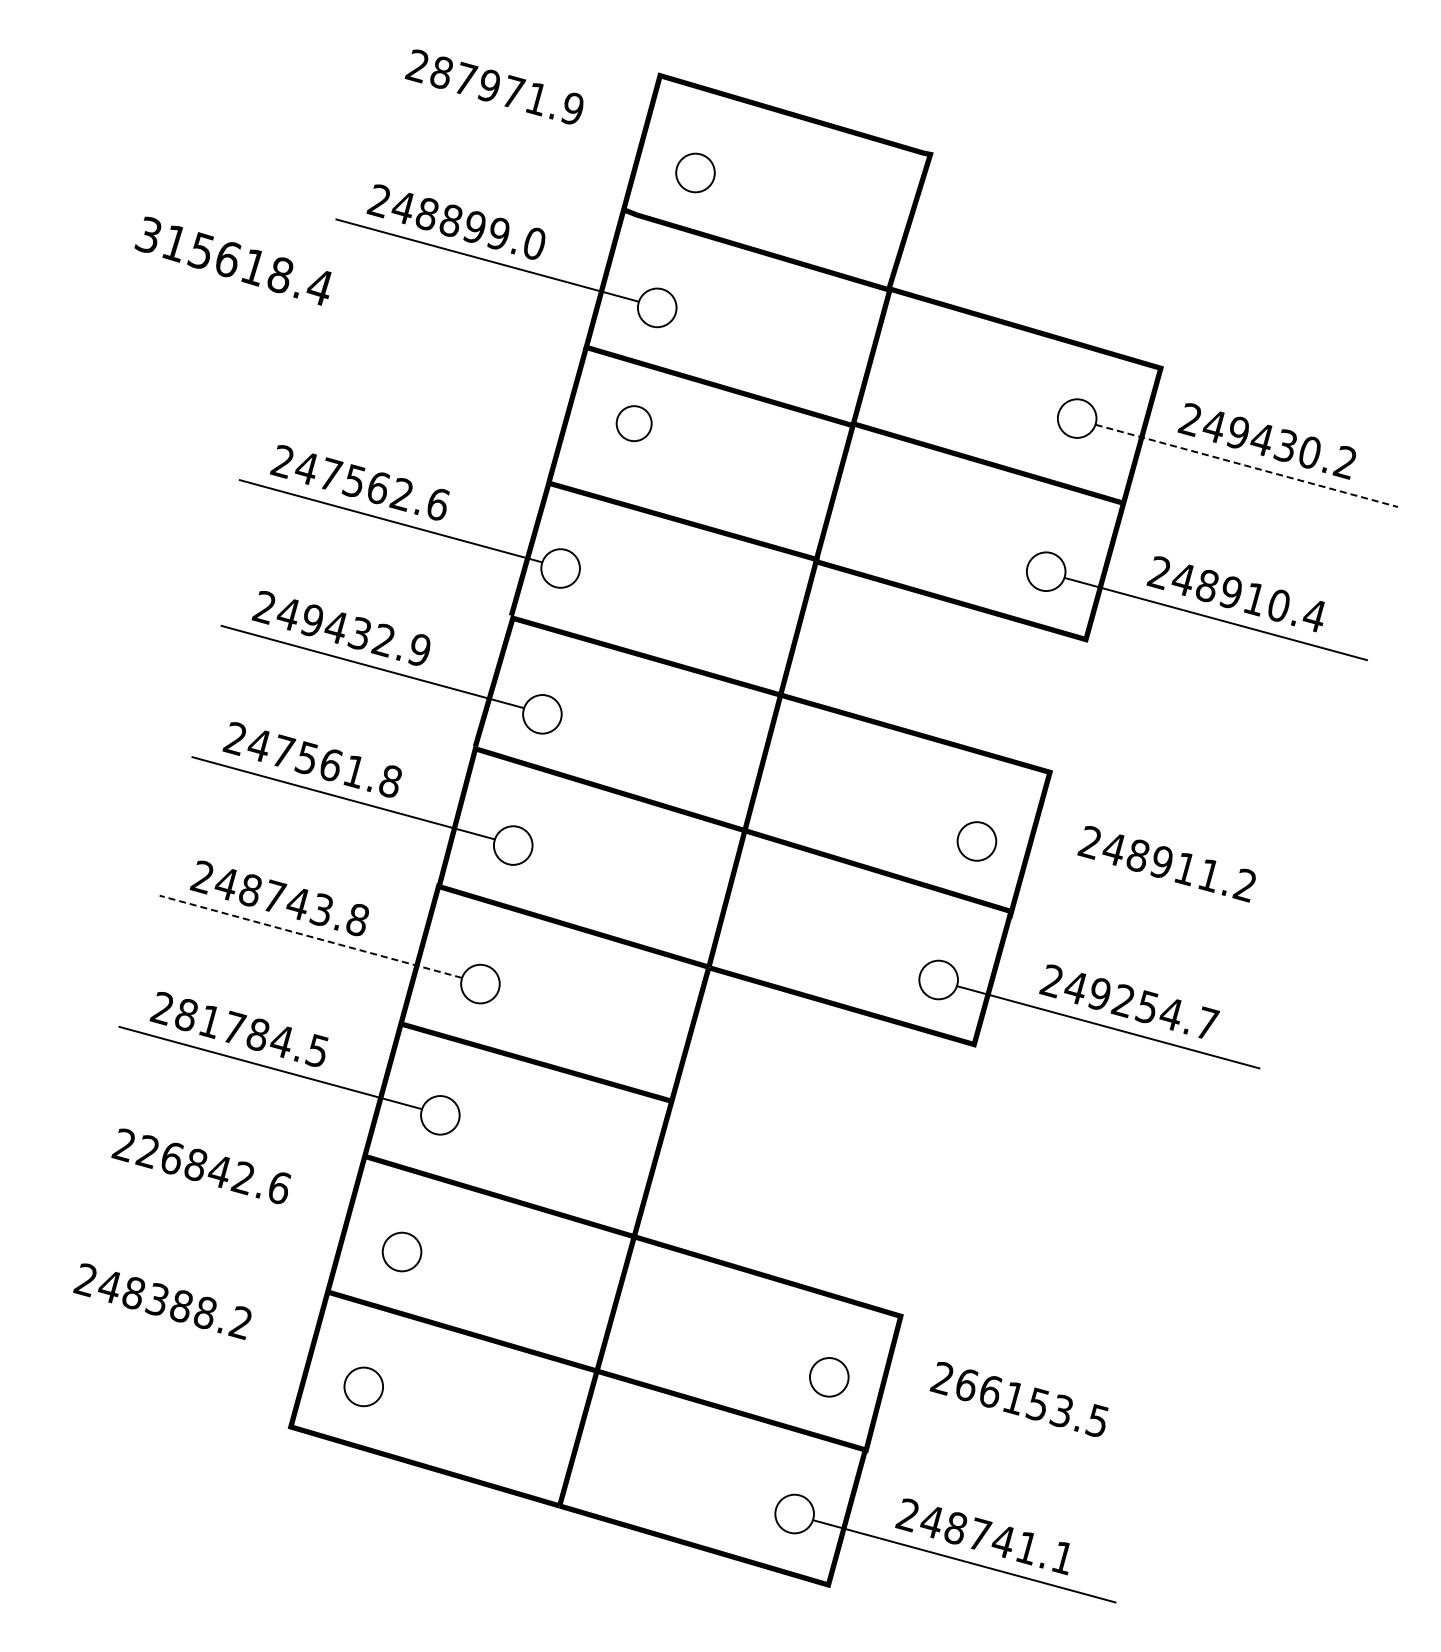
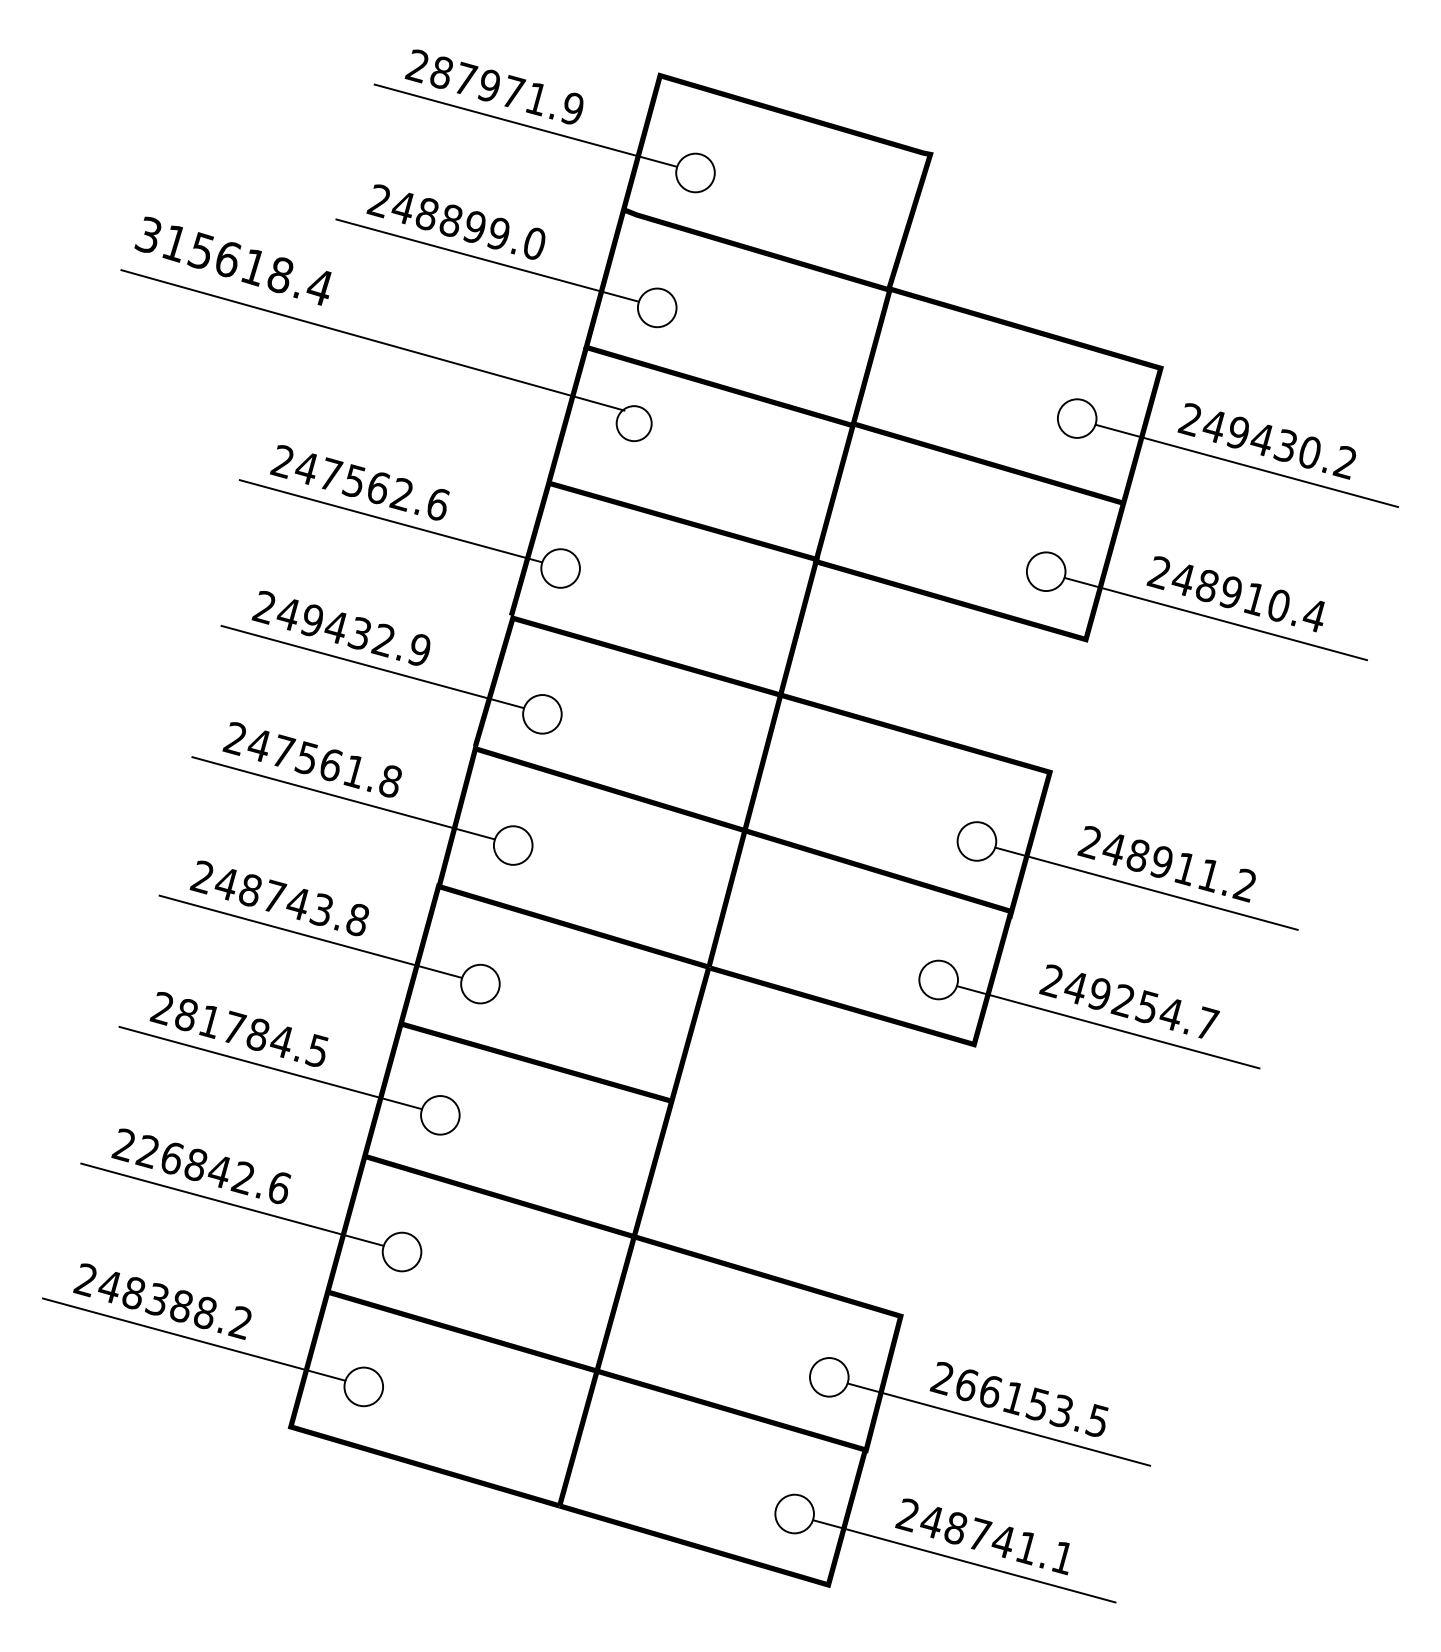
line: none -> present (525, 125)
line: none -> present (372, 340)
line: dashed -> solid (1246, 465)
line: none -> present (1146, 888)
line: dashed -> solid (310, 936)
line: none -> present (232, 1204)
line: none -> present (194, 1339)
line: none -> present (998, 1424)
